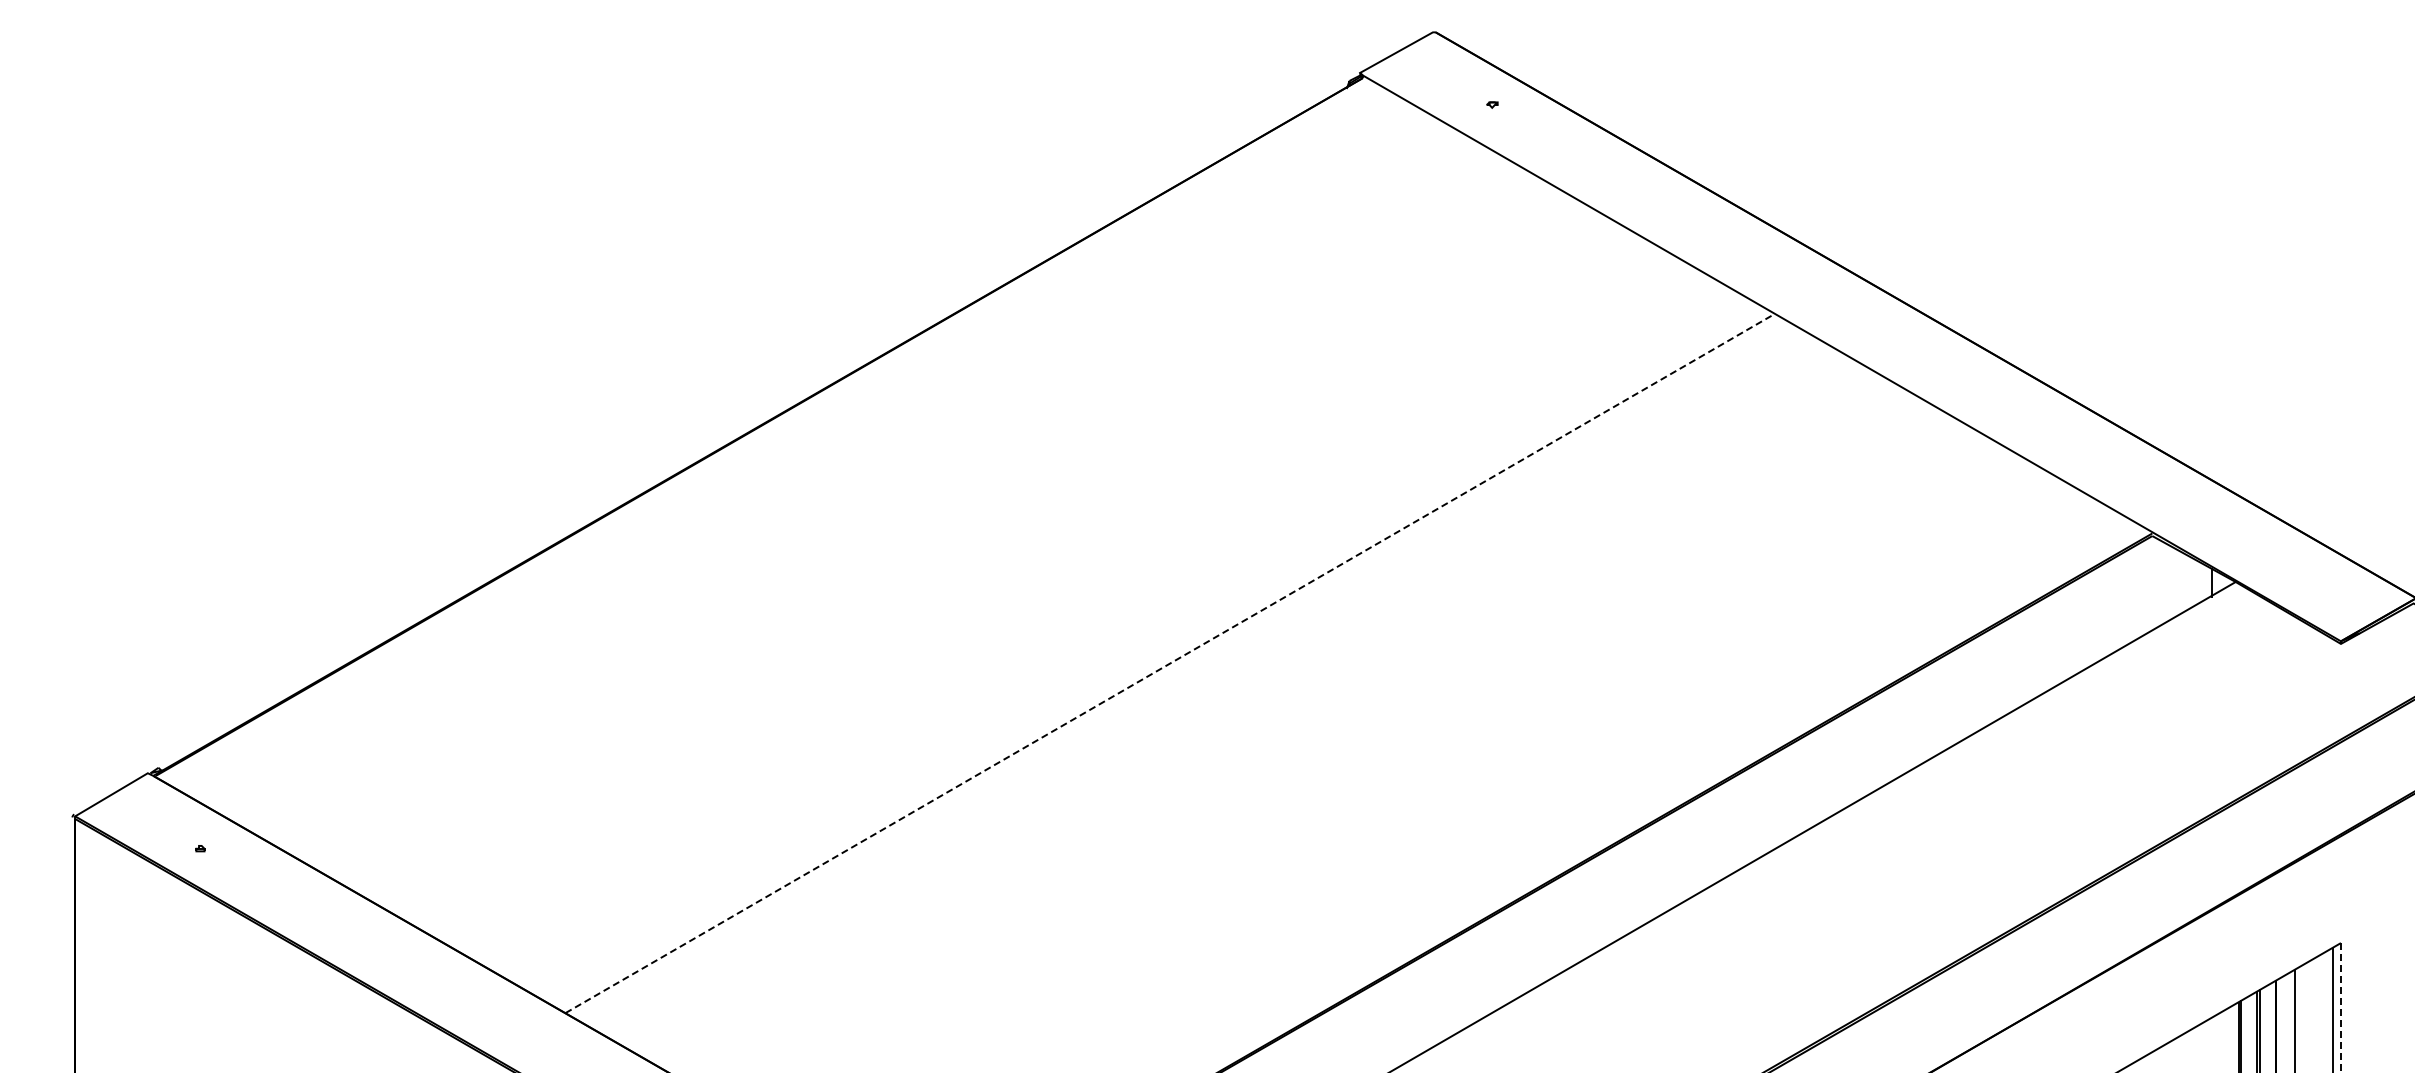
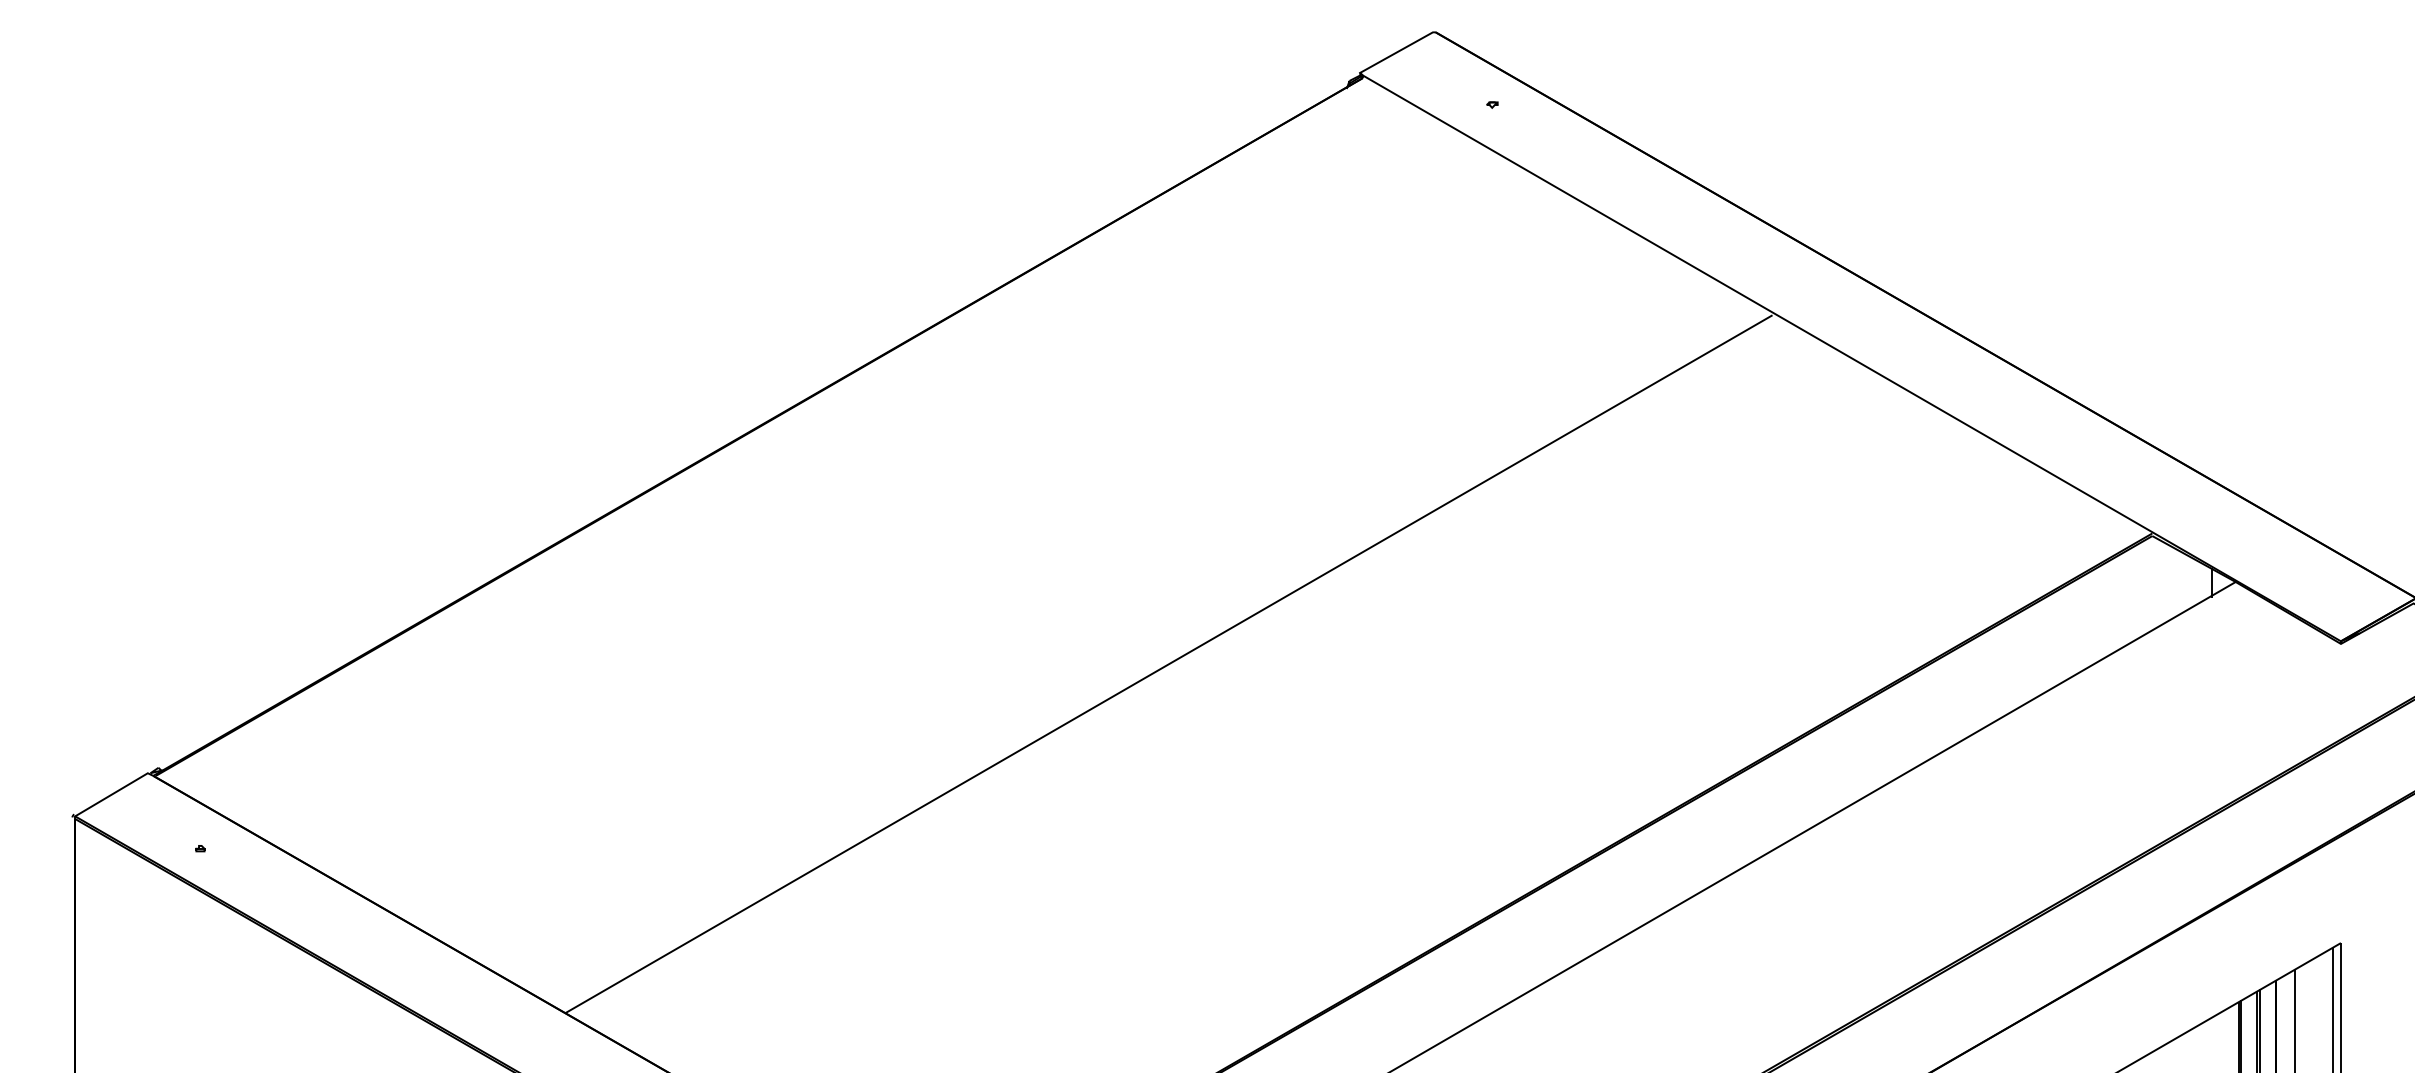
line: dashed -> solid (1169, 663)
line: dashed -> solid (2340, 1008)
